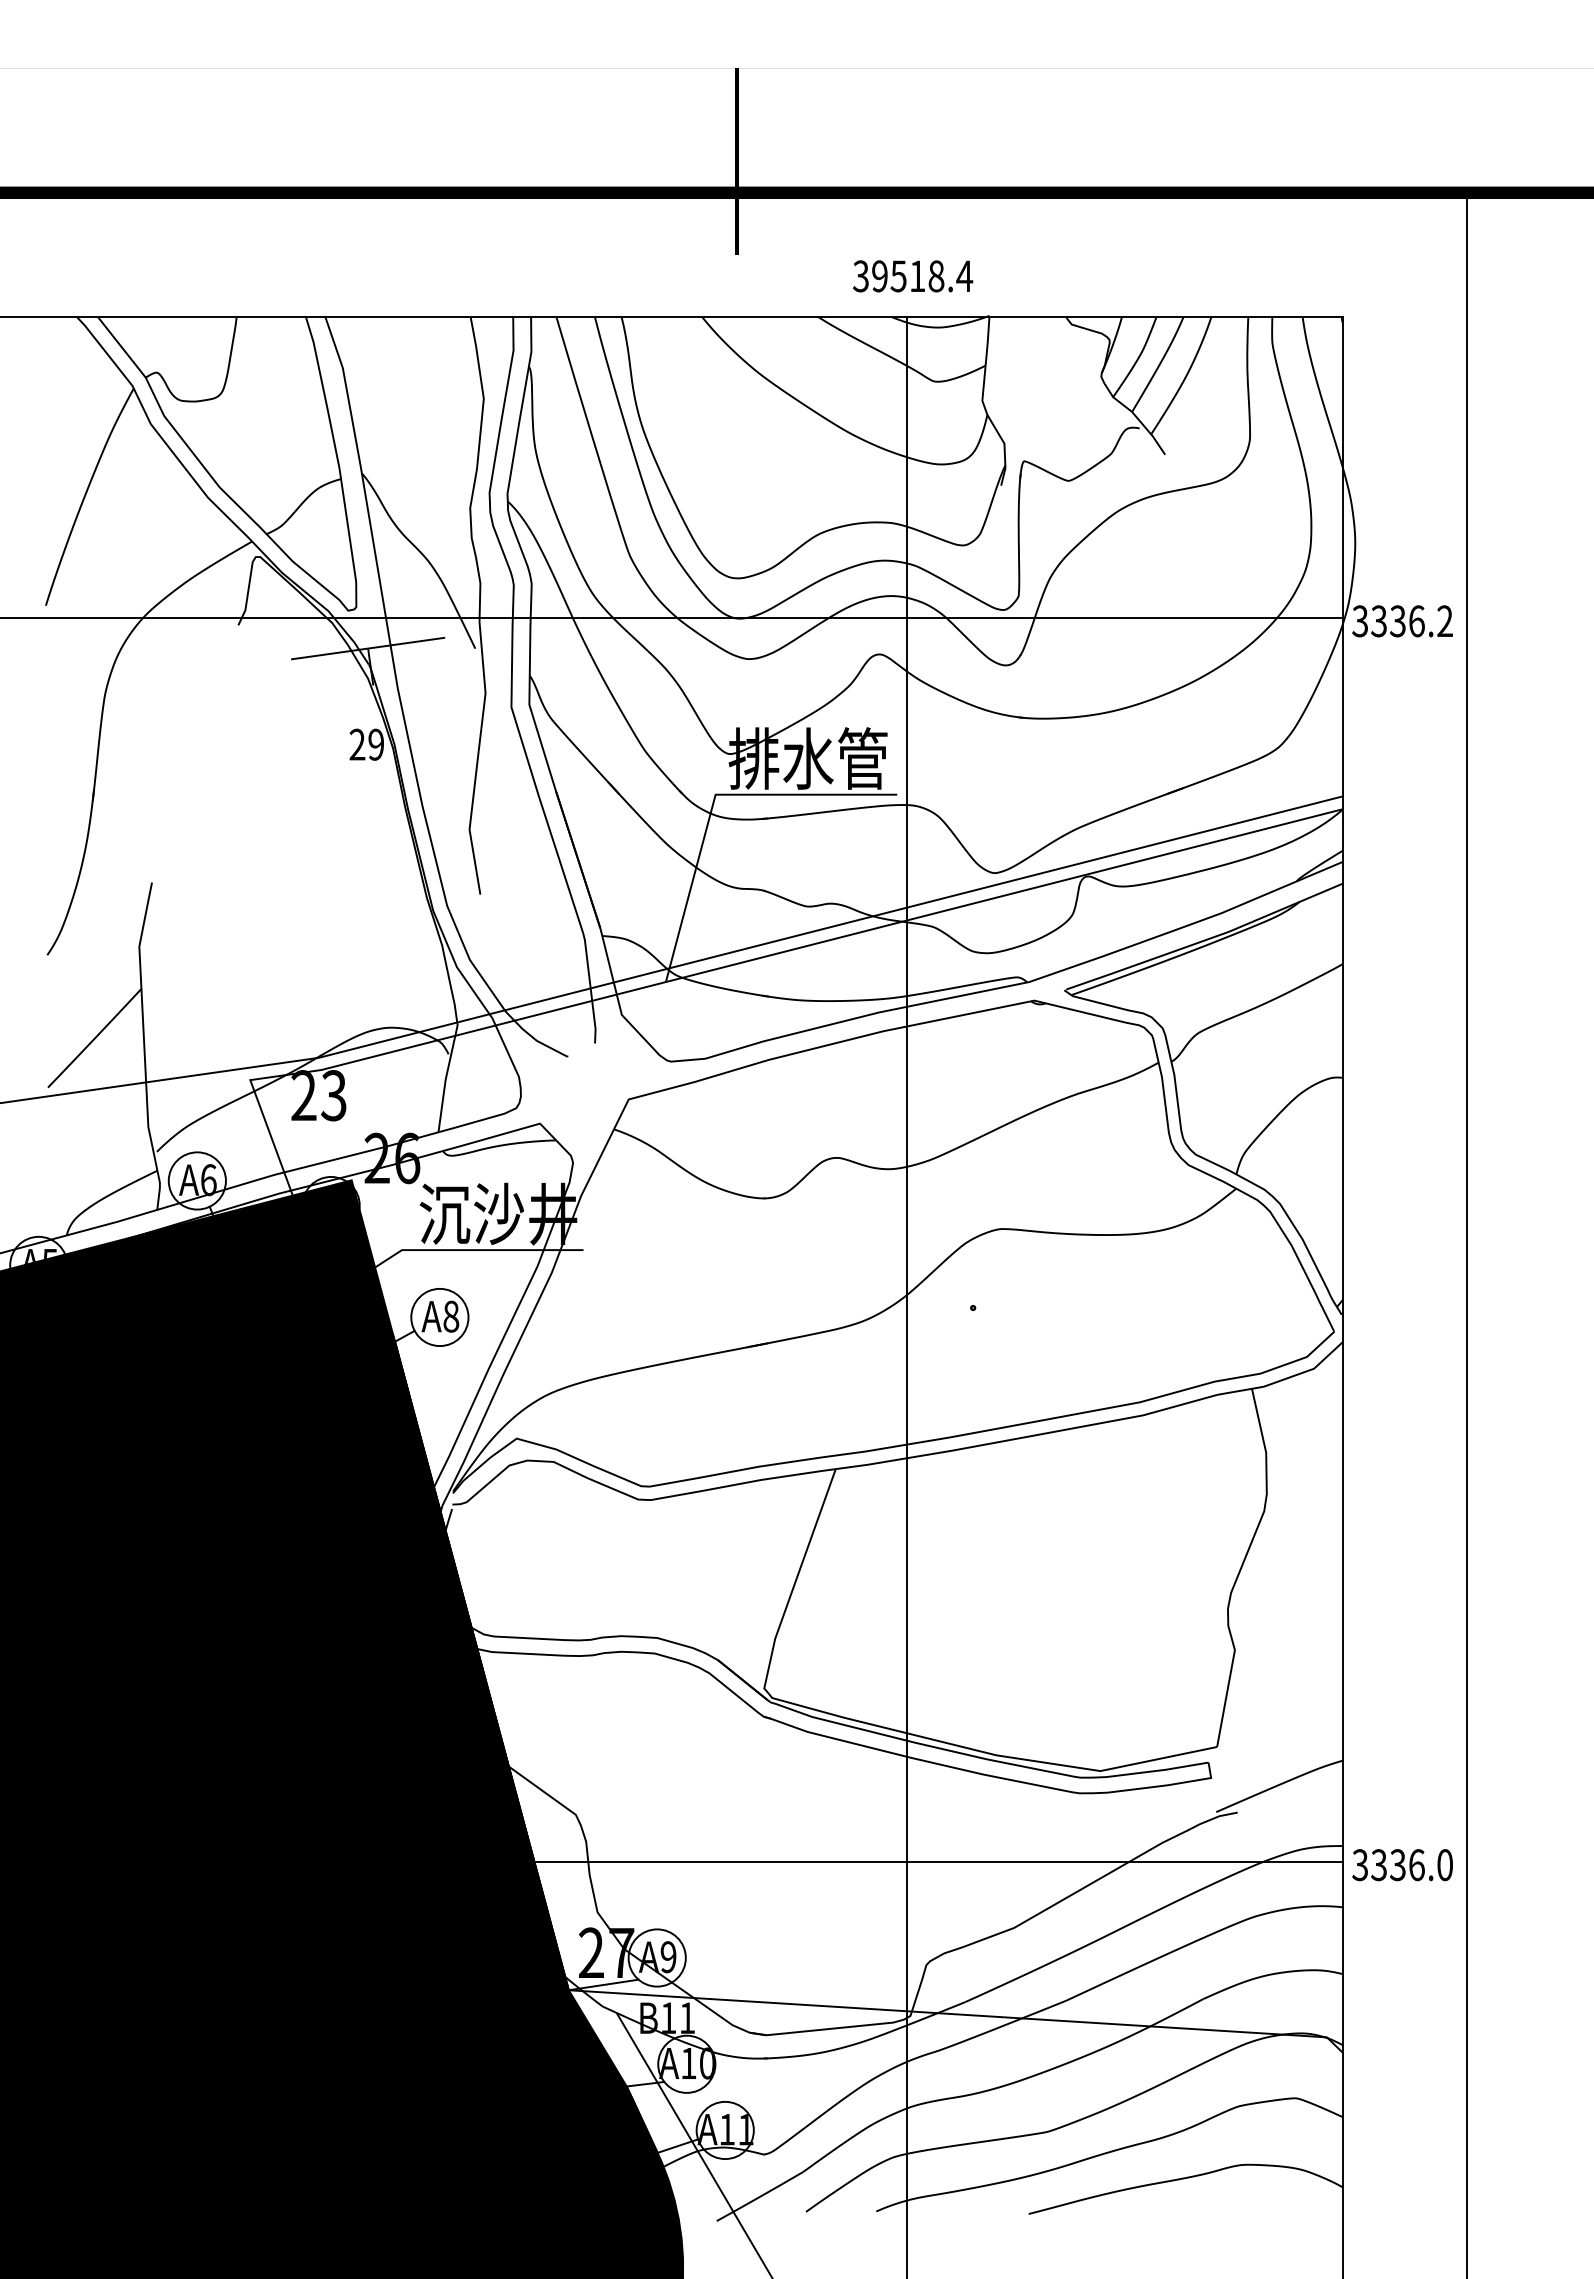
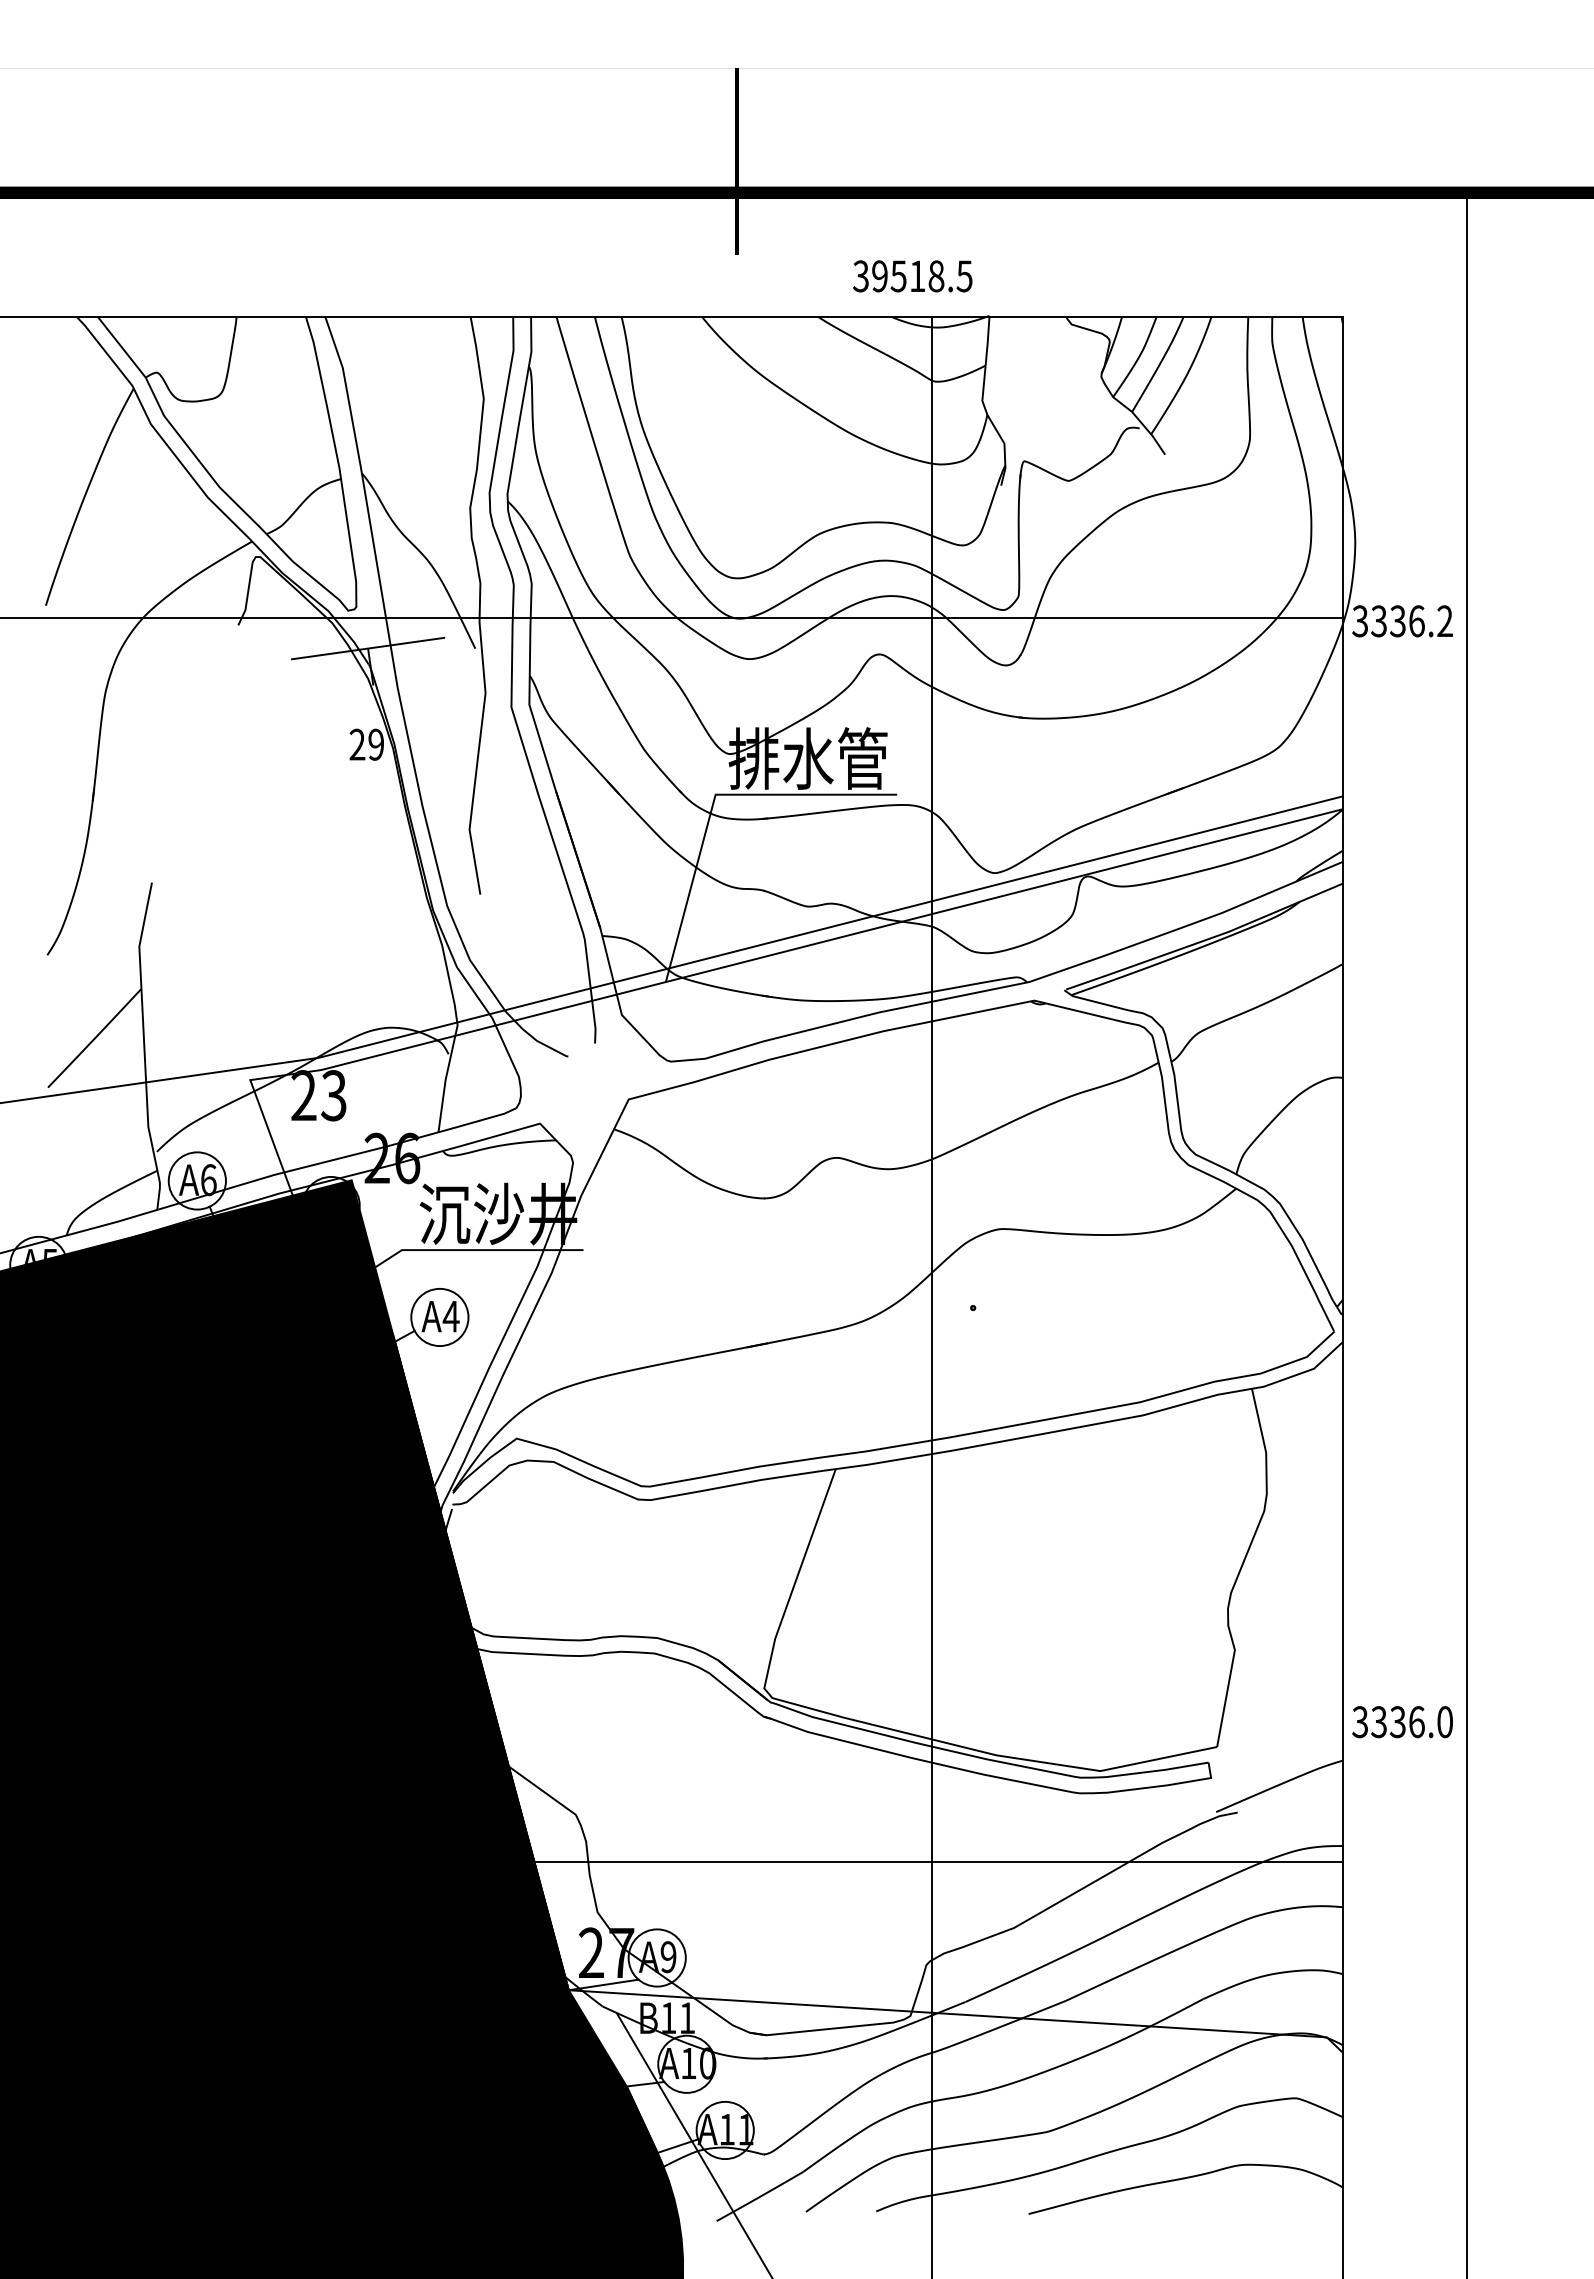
text: 39518.4 -> 39518.5 (964, 276)
line position: (907, 1296) -> (932, 1296) (932, 1296)
text: A8 -> A4 (450, 1316)
text position: (1402, 1865) -> (1402, 1722) (1402, 1722)
